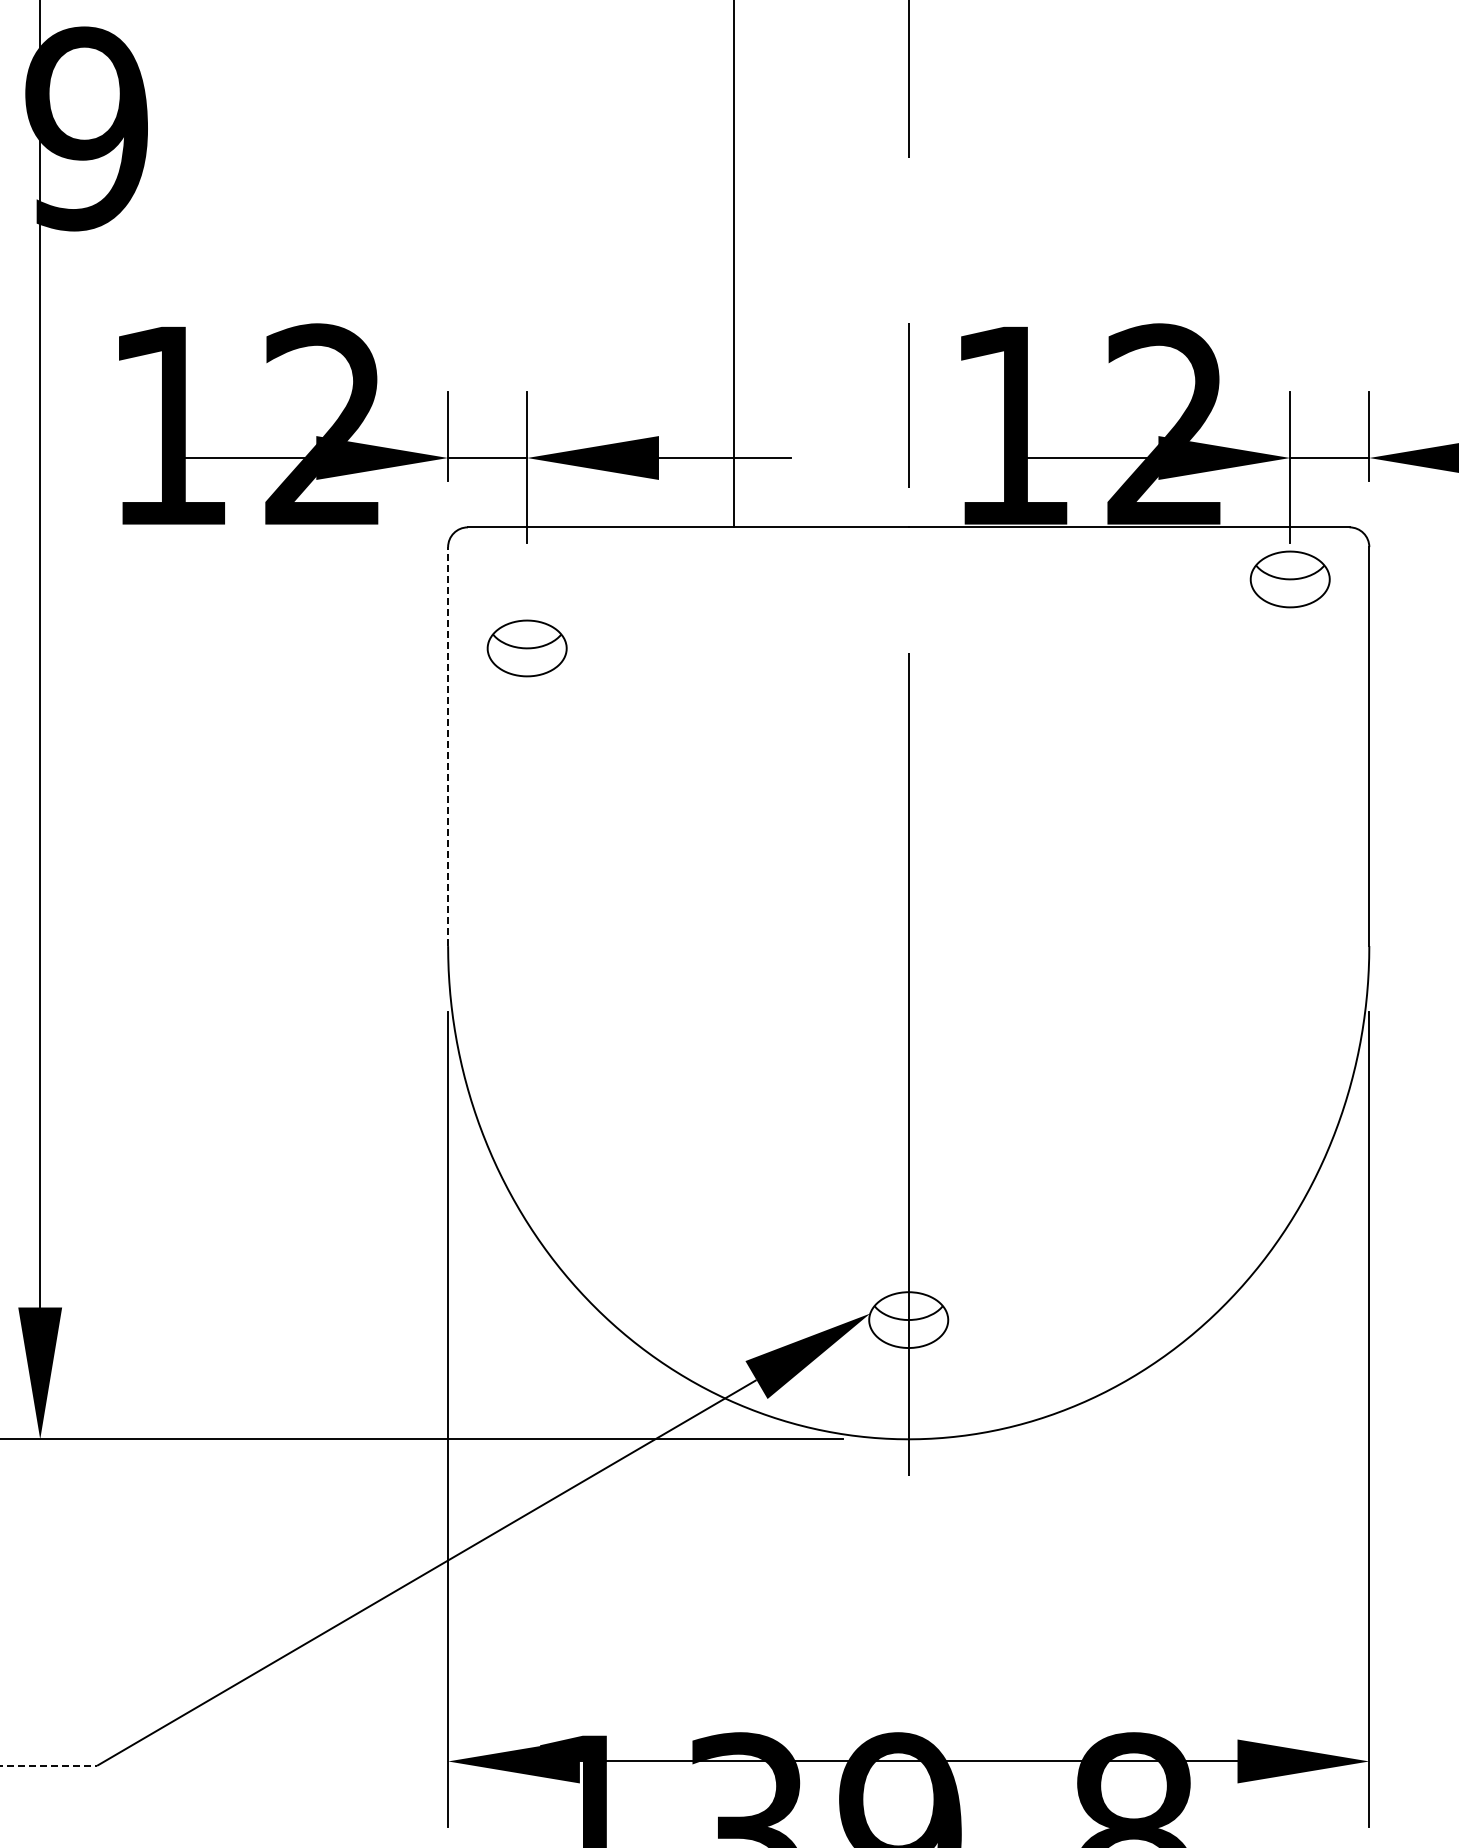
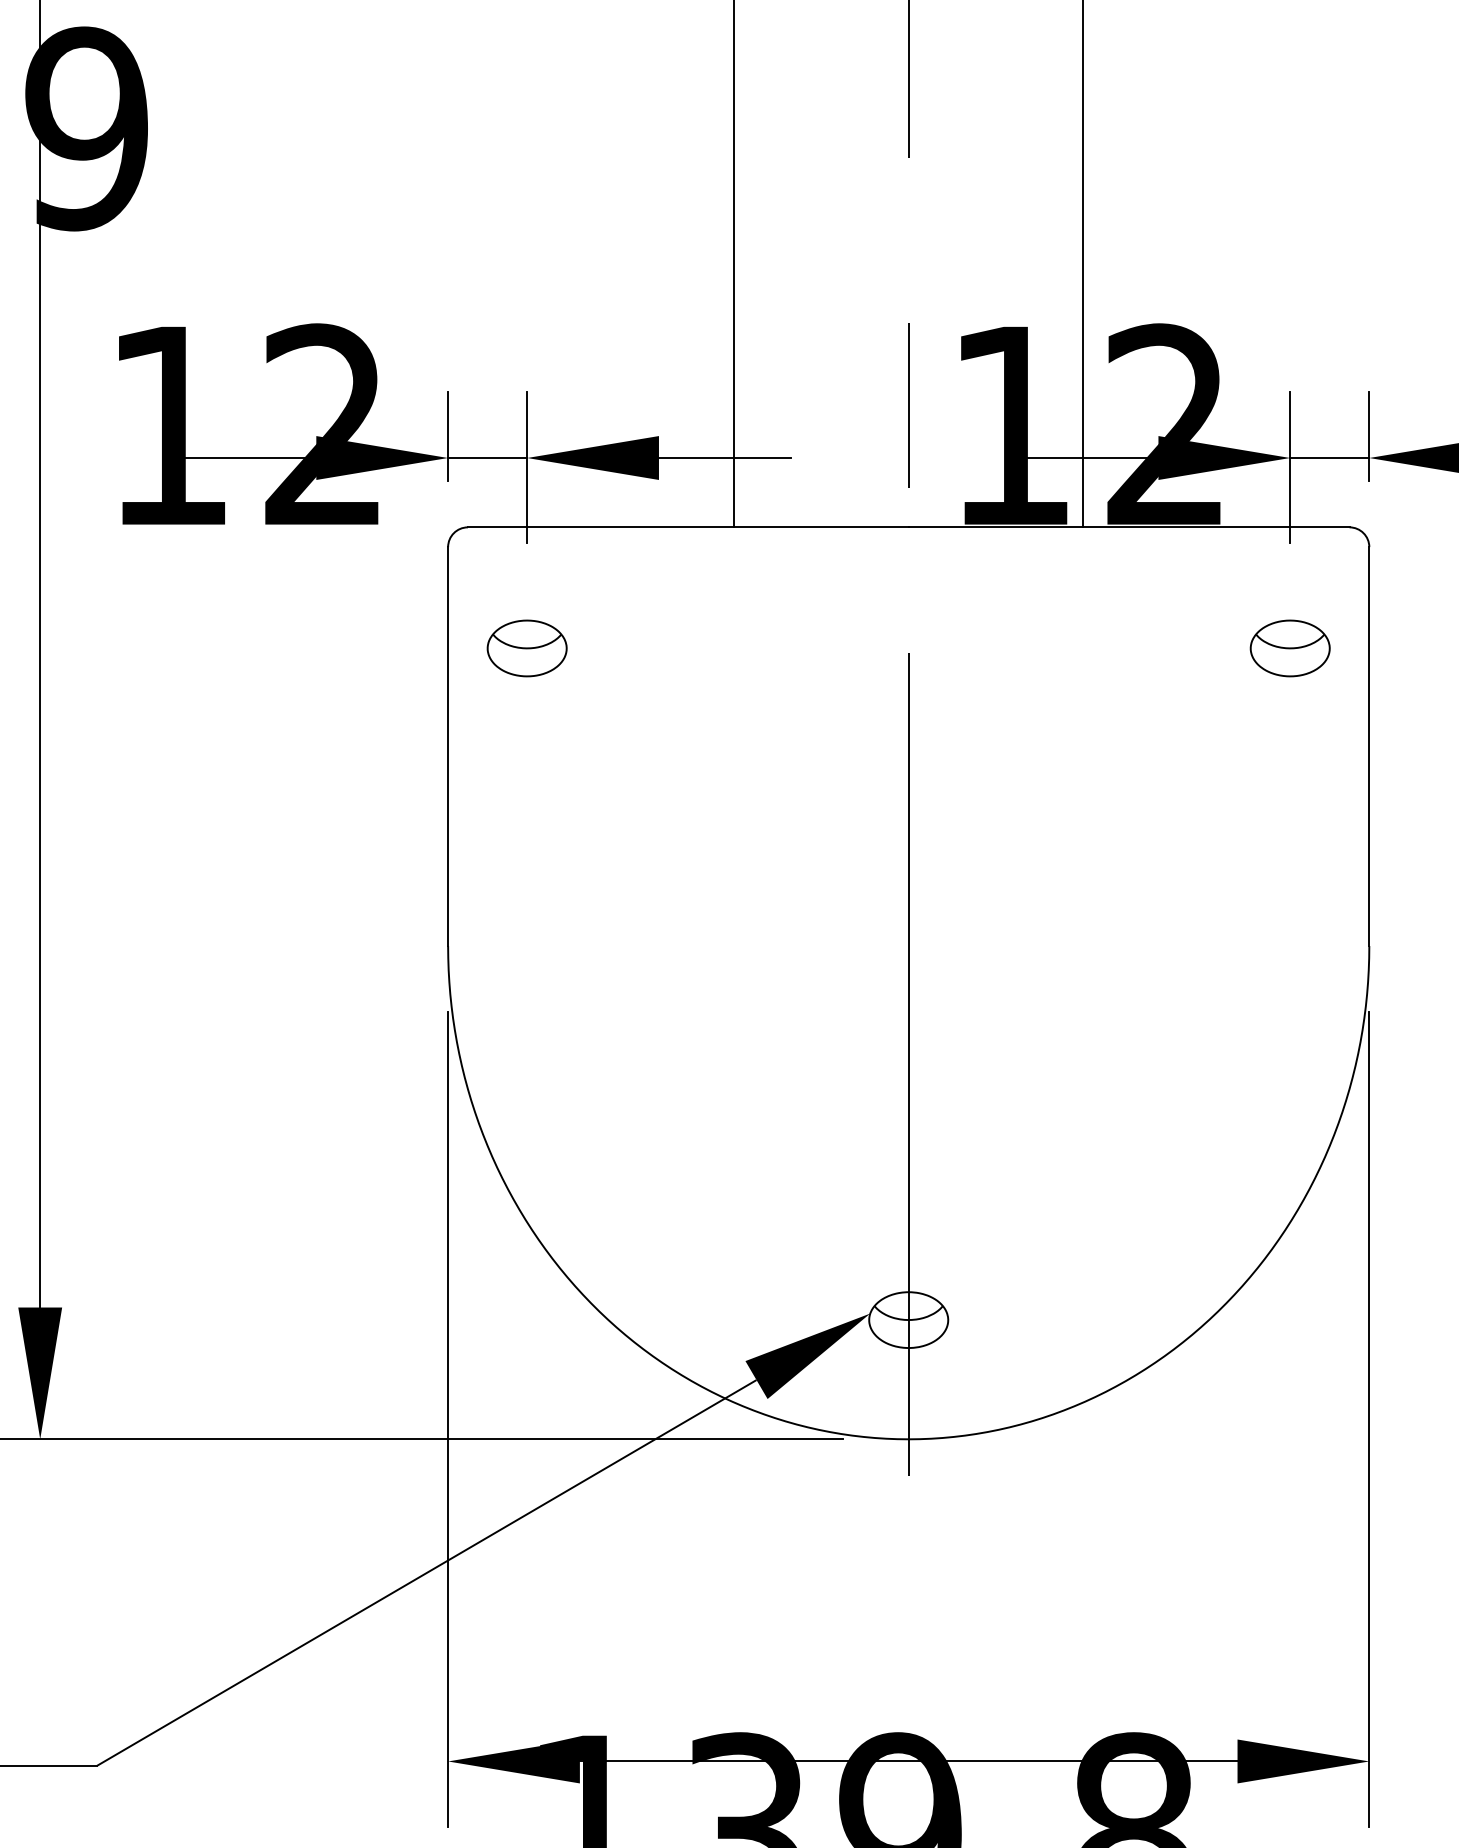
line: none -> present (1083, 264)
part position: (1289, 579) -> (1289, 648) (1289, 648)
line: dashed -> solid (448, 746)
line: dashed -> solid (49, 1765)
